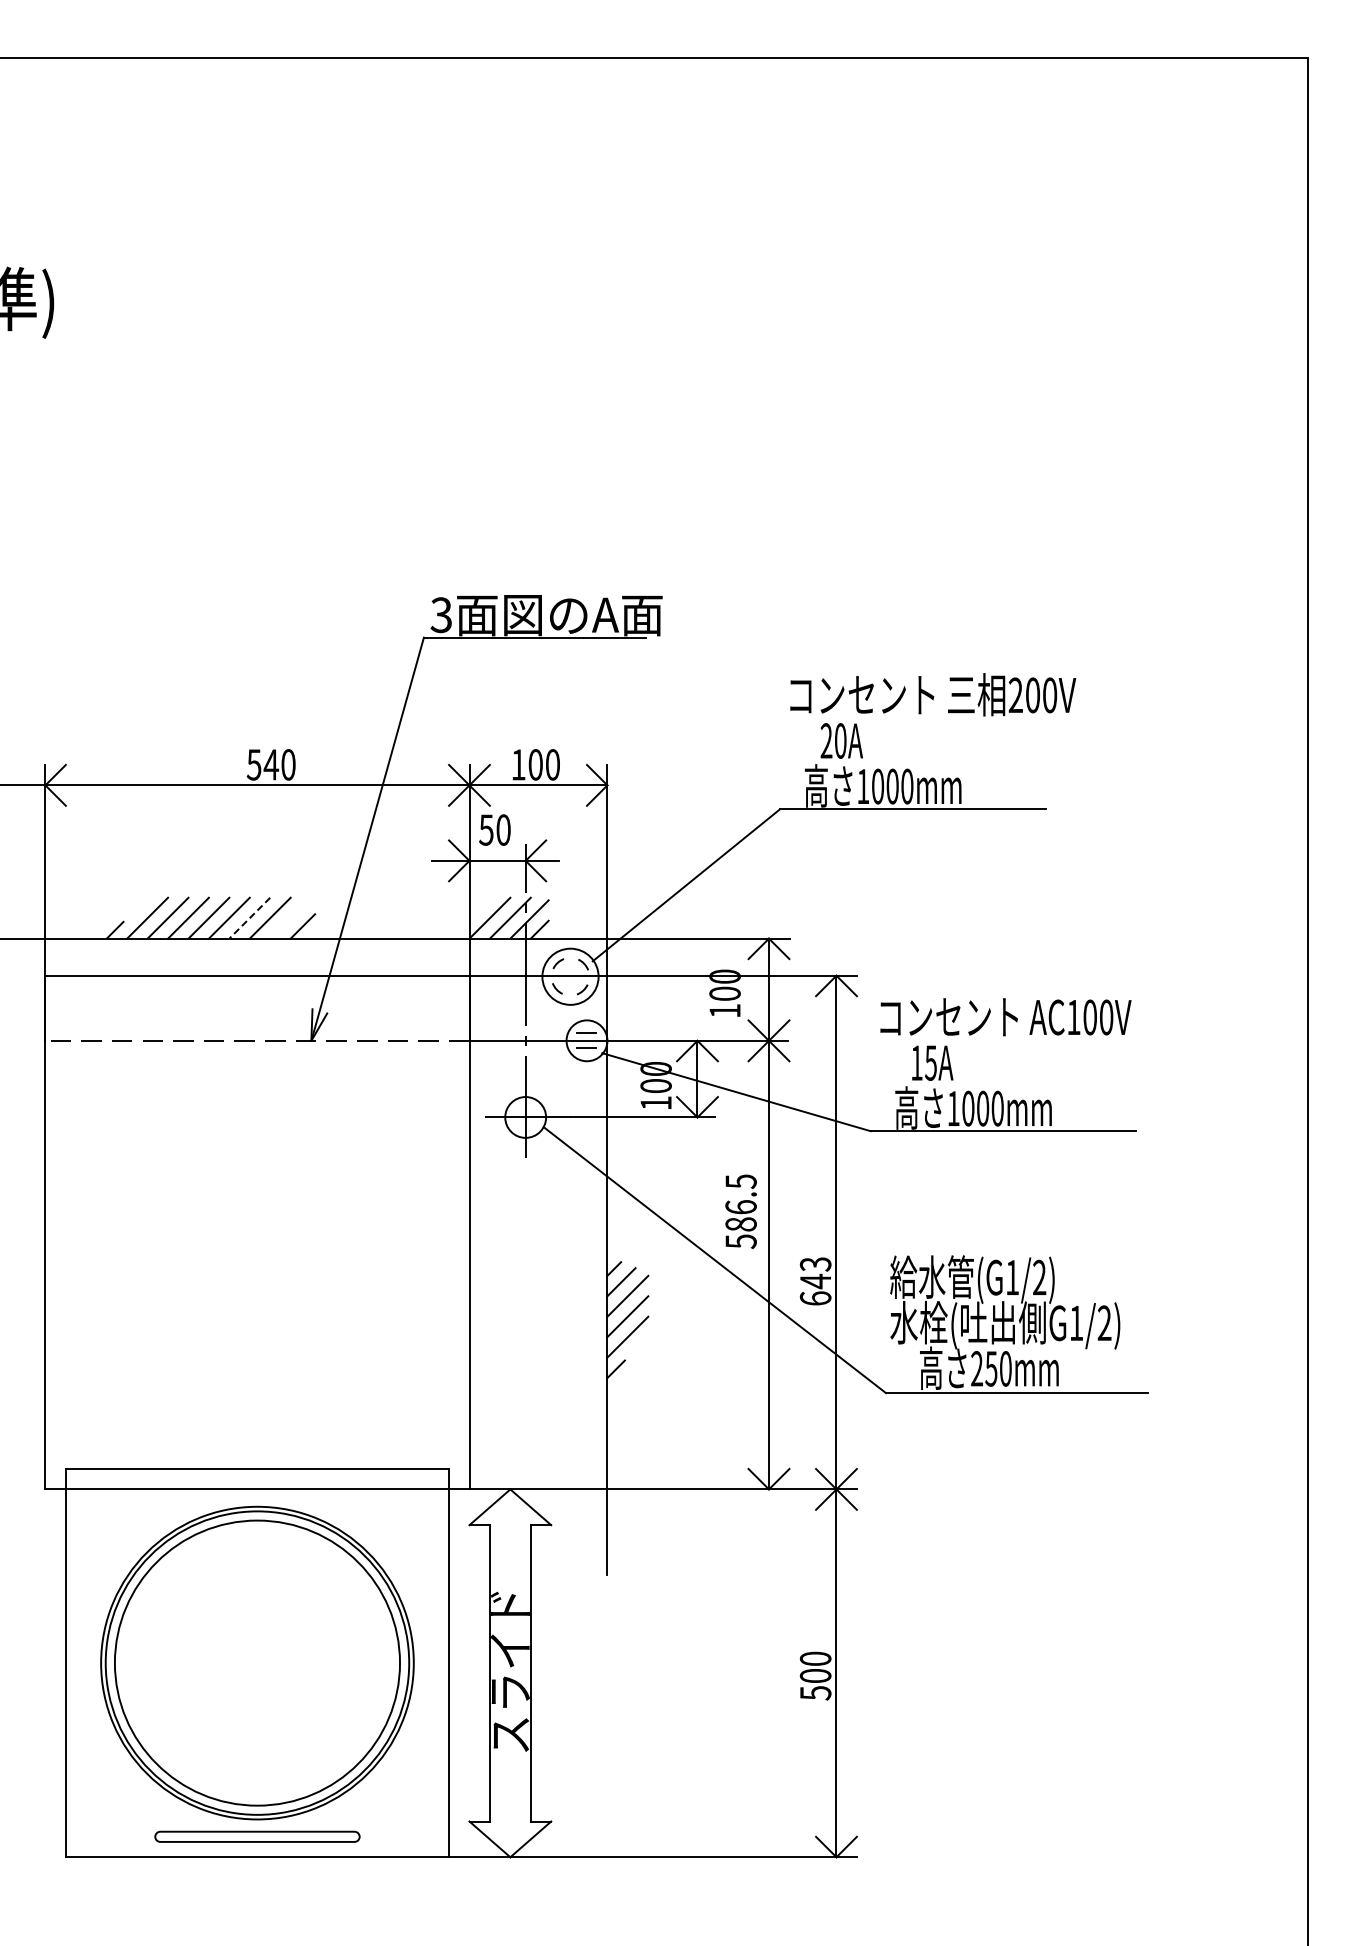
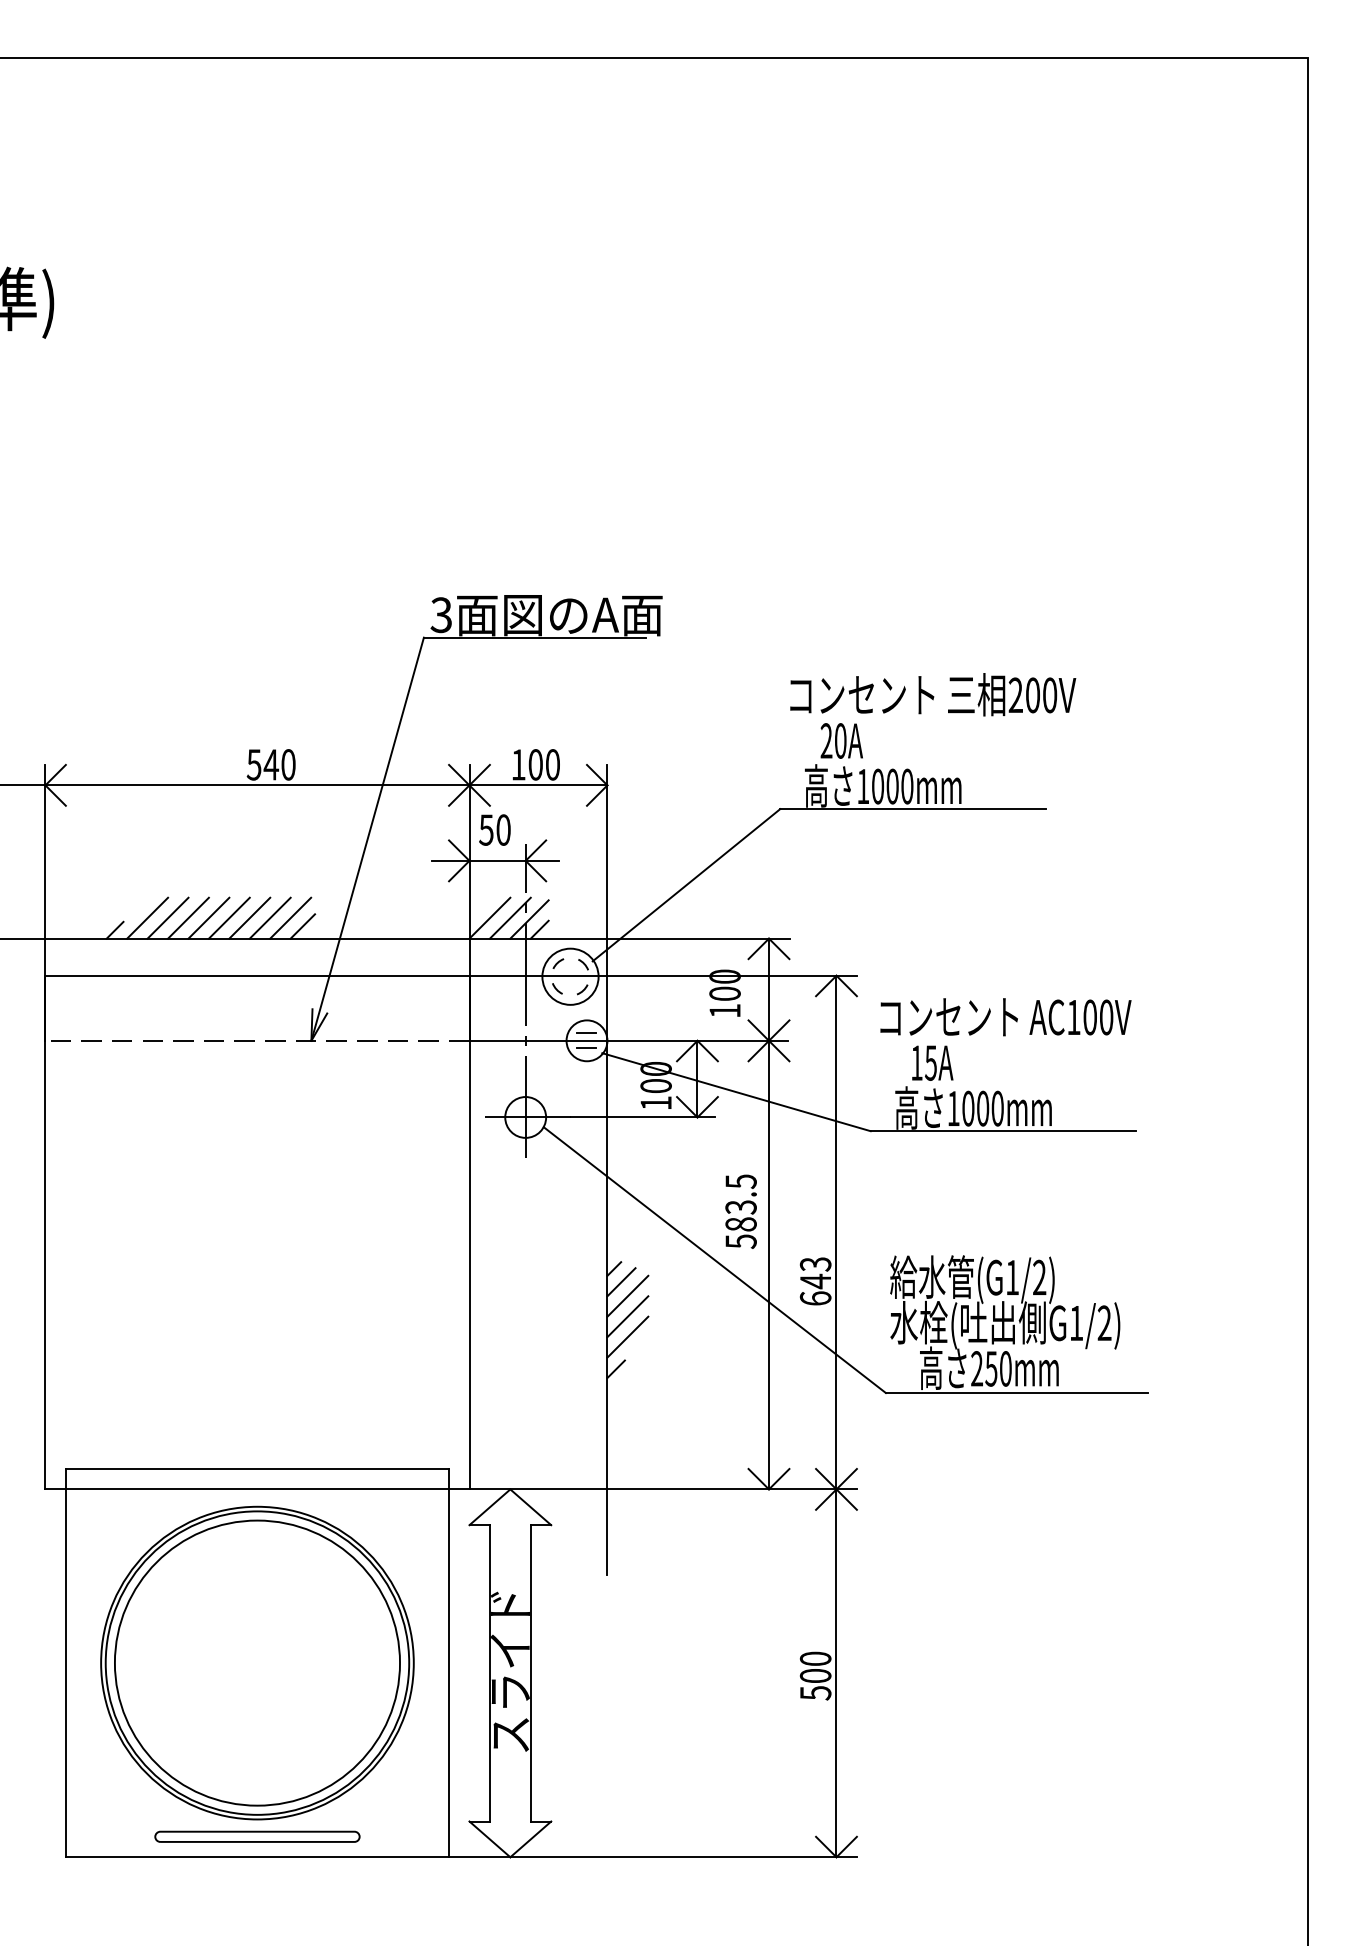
line: none -> present (290, 917)
line: dashed -> solid (249, 918)
text: 586.5 -> 583.5 (740, 1207)
